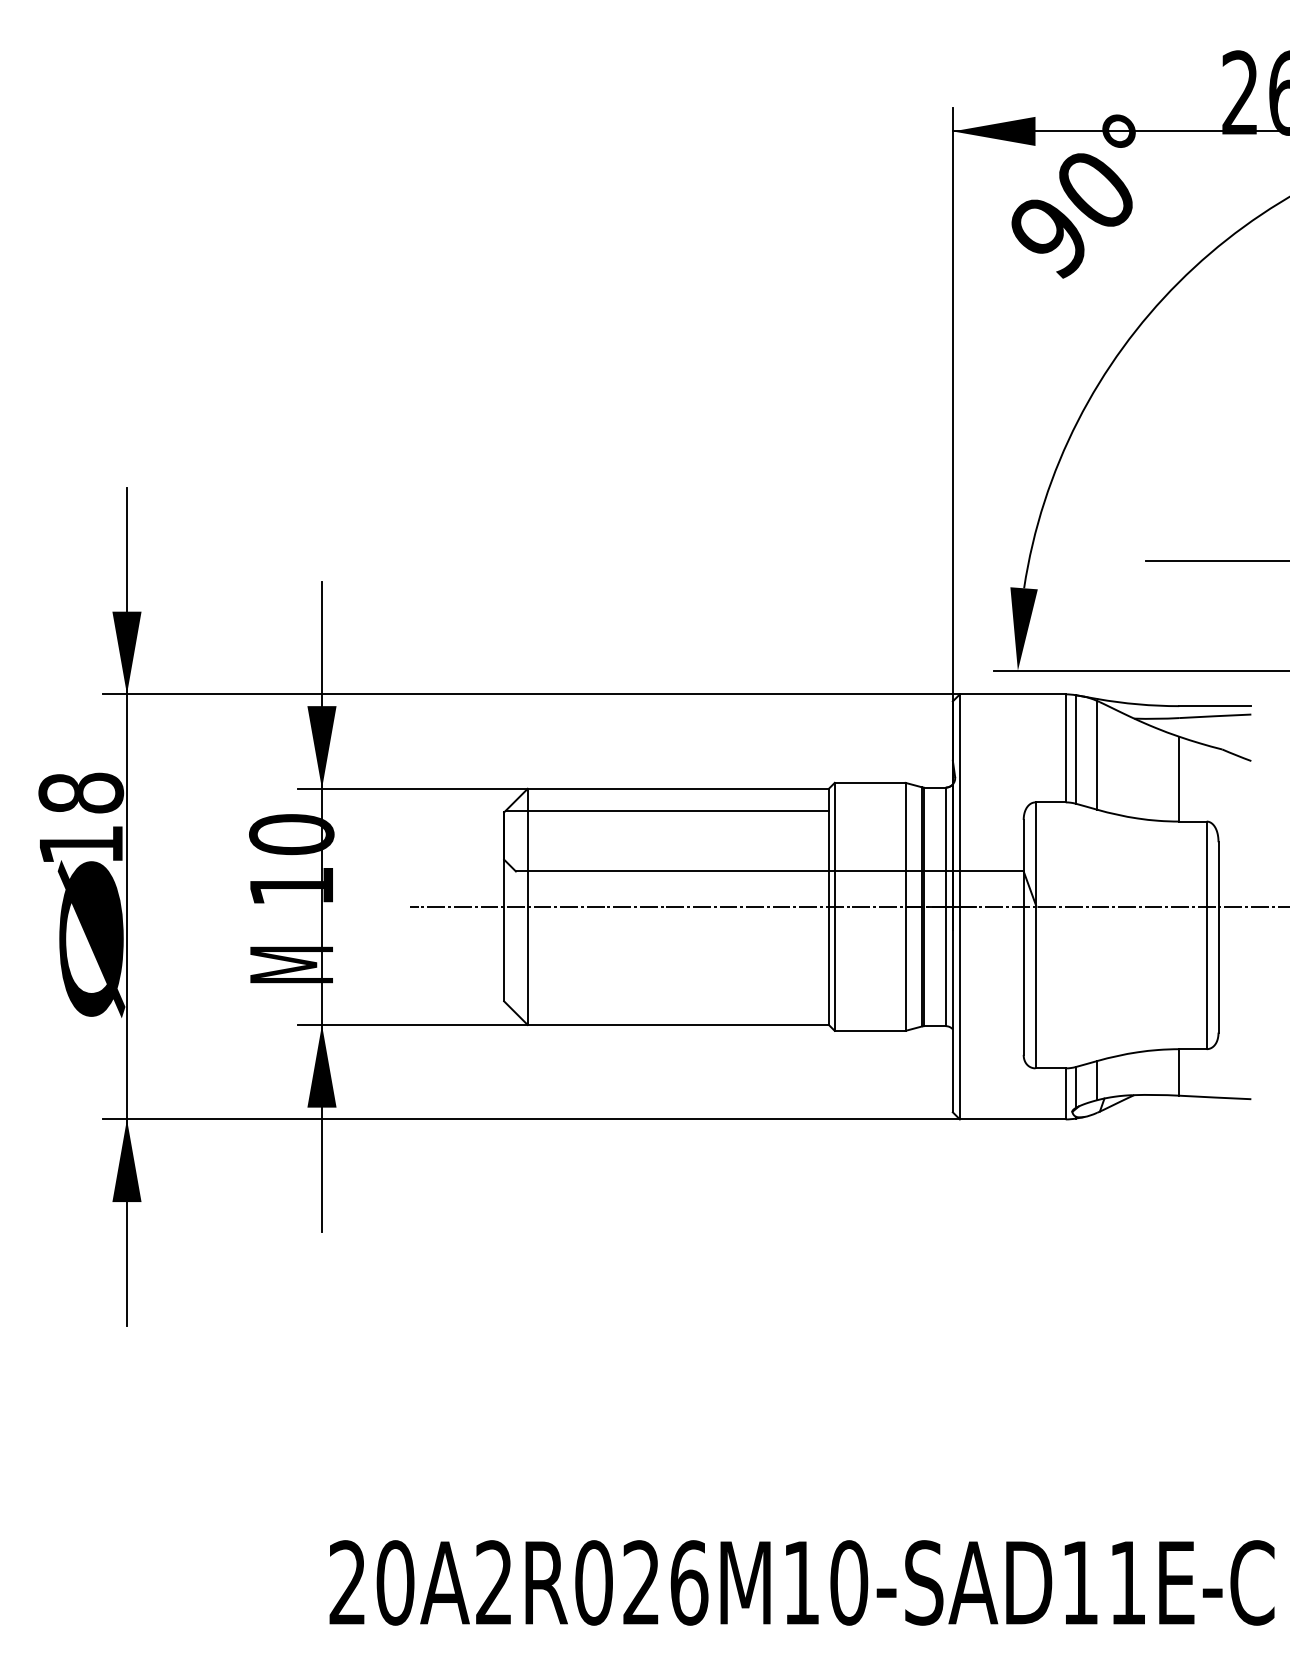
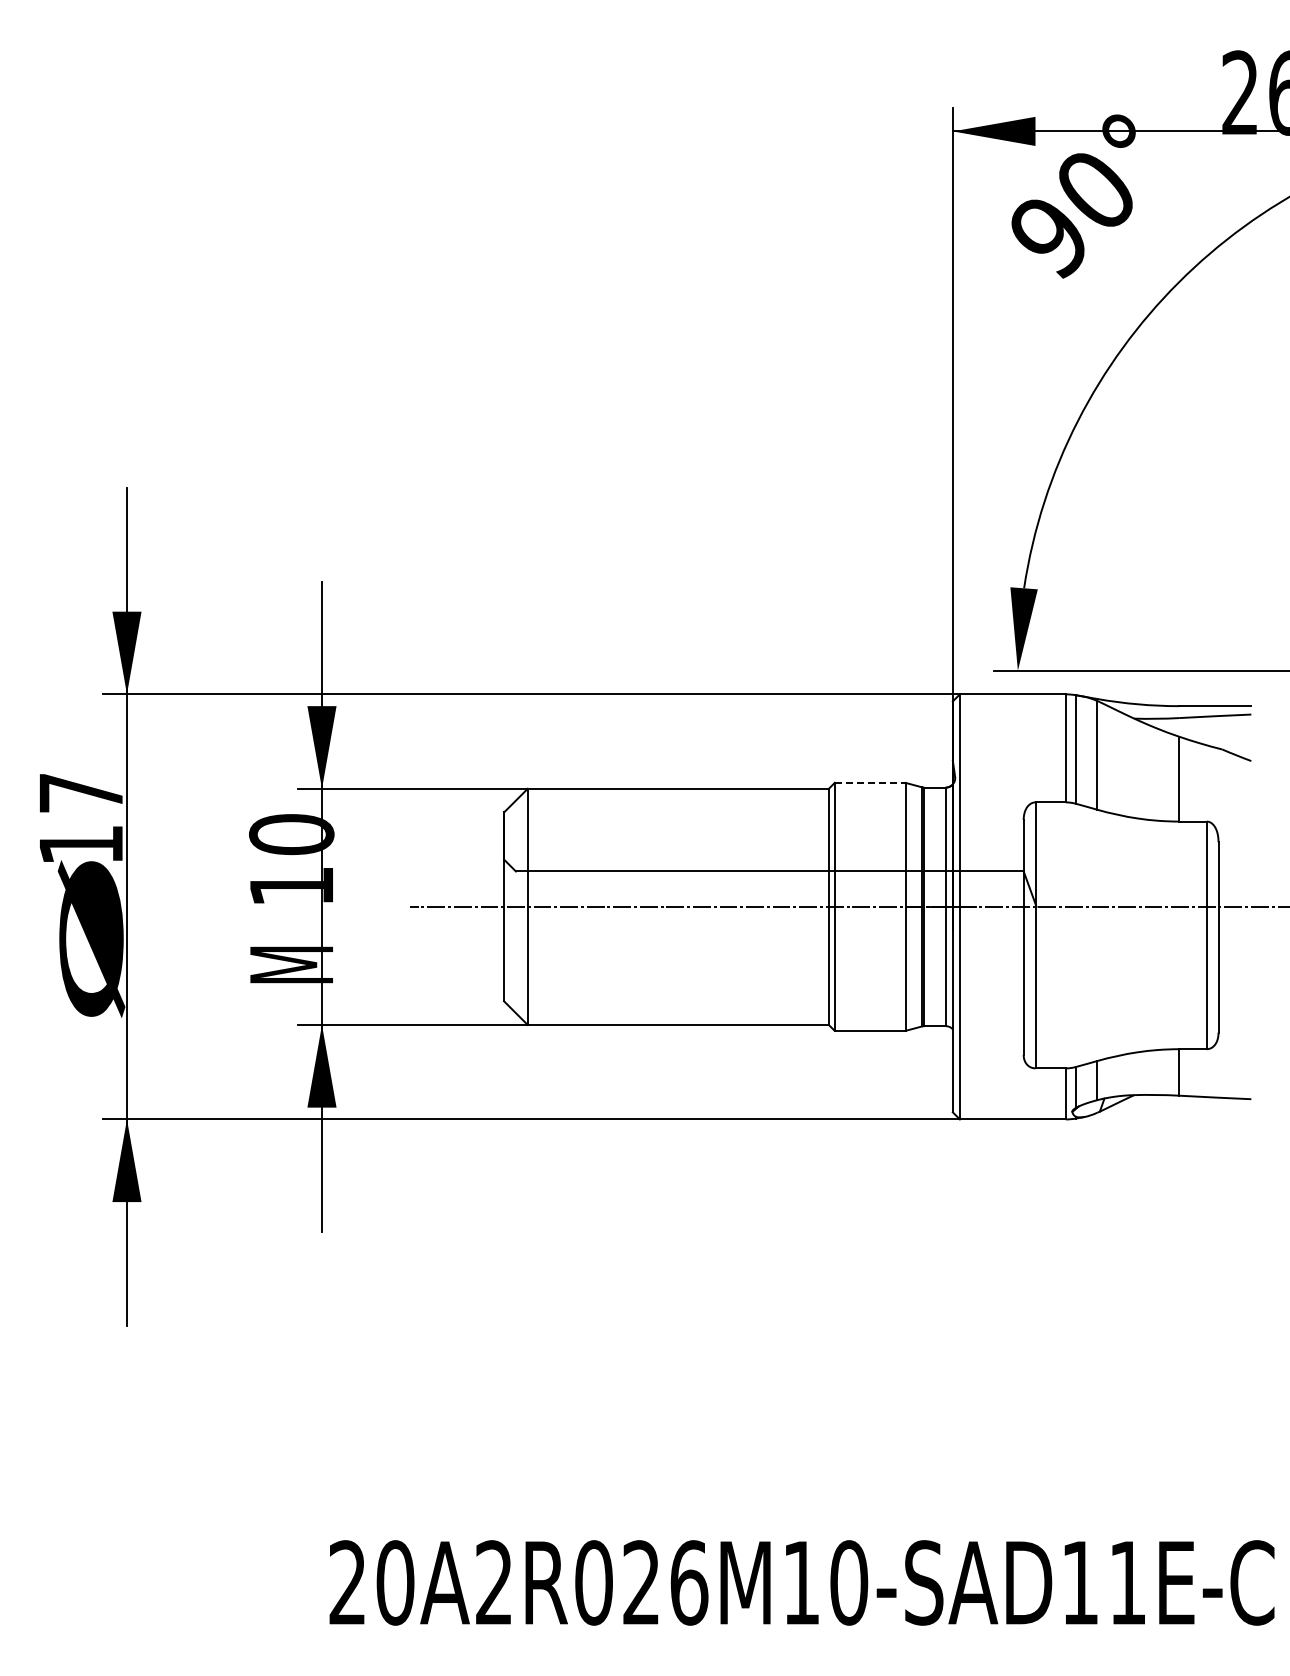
line: present -> none (1215, 561)
line: solid -> dashed (870, 782)
text: 18 -> 17 (81, 792)
line: present -> none (667, 810)
